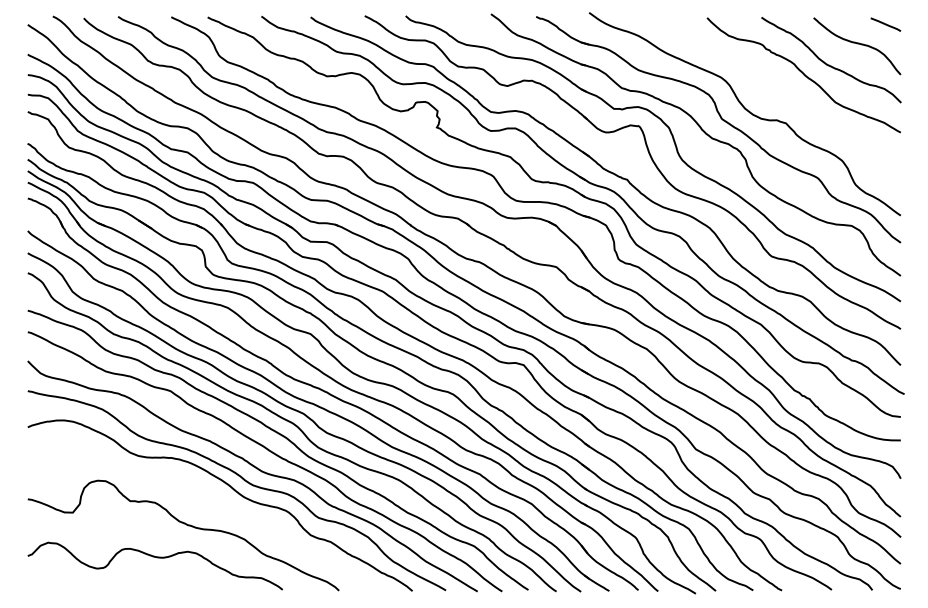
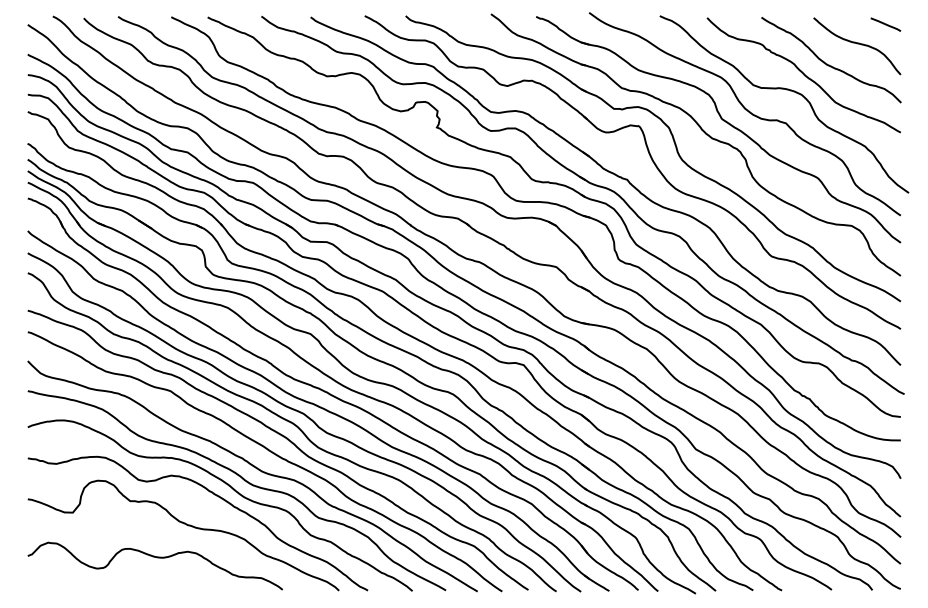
curve: none -> present (786, 90)
curve: none -> present (214, 495)
